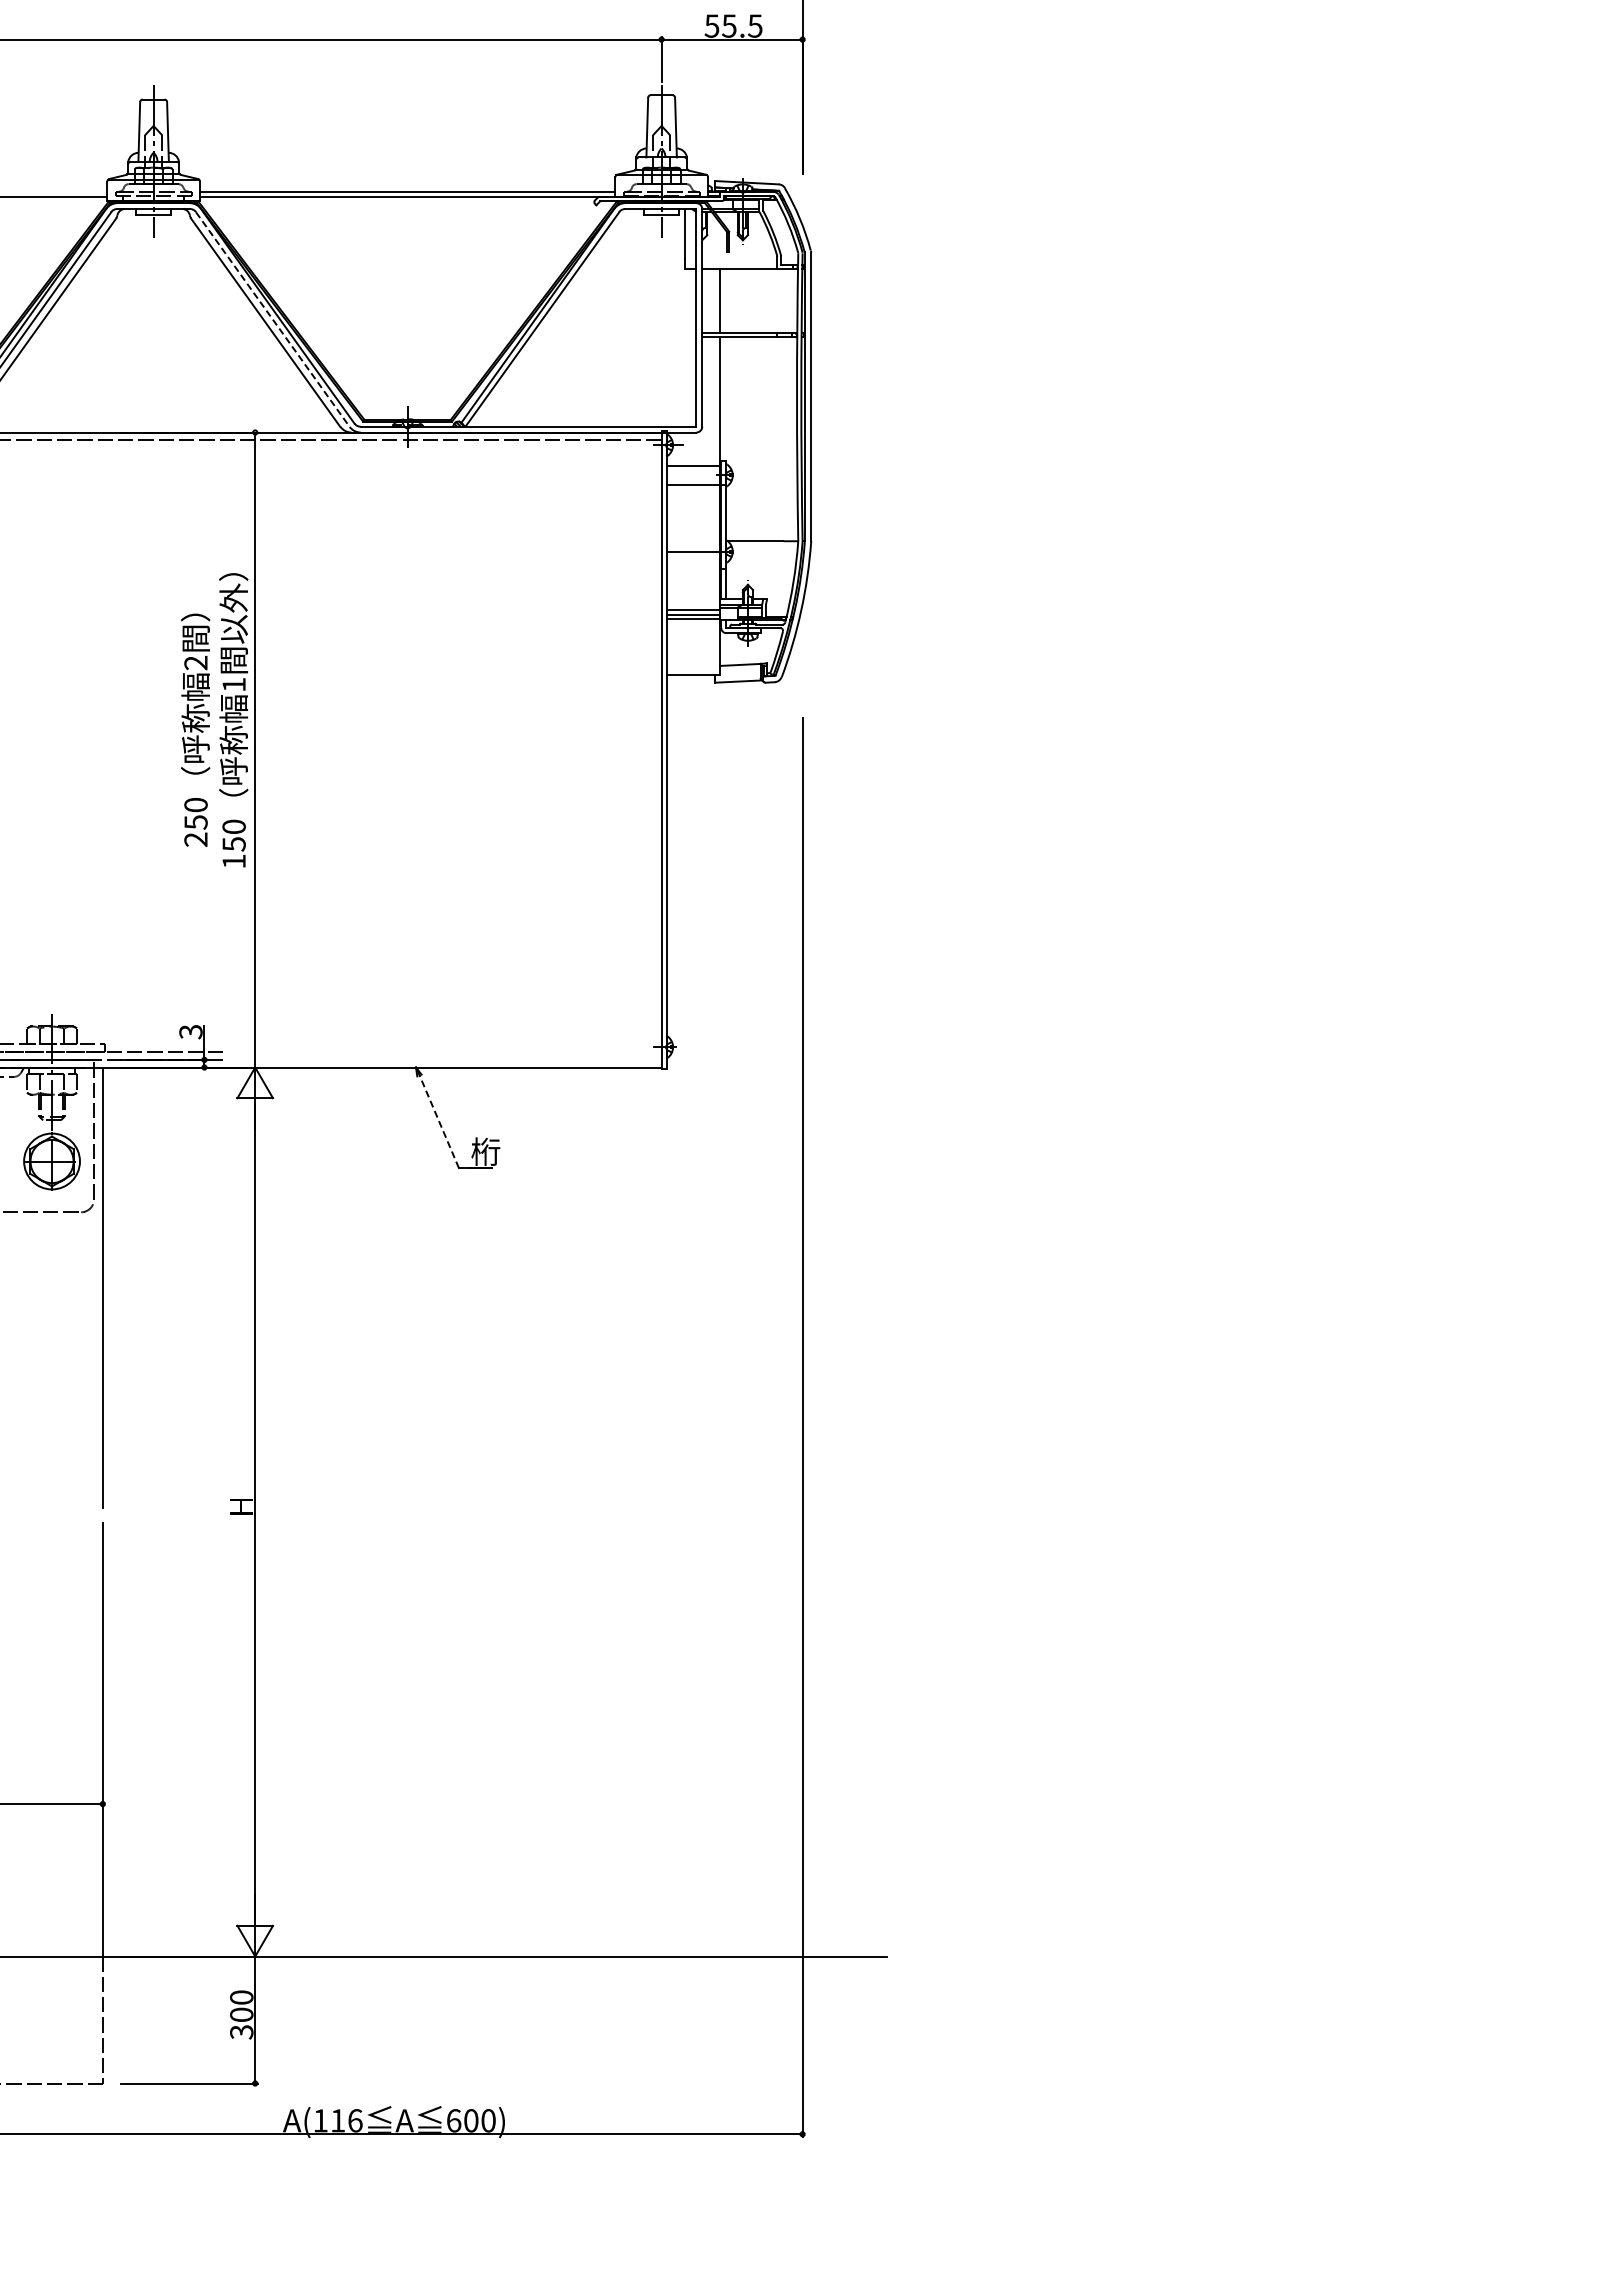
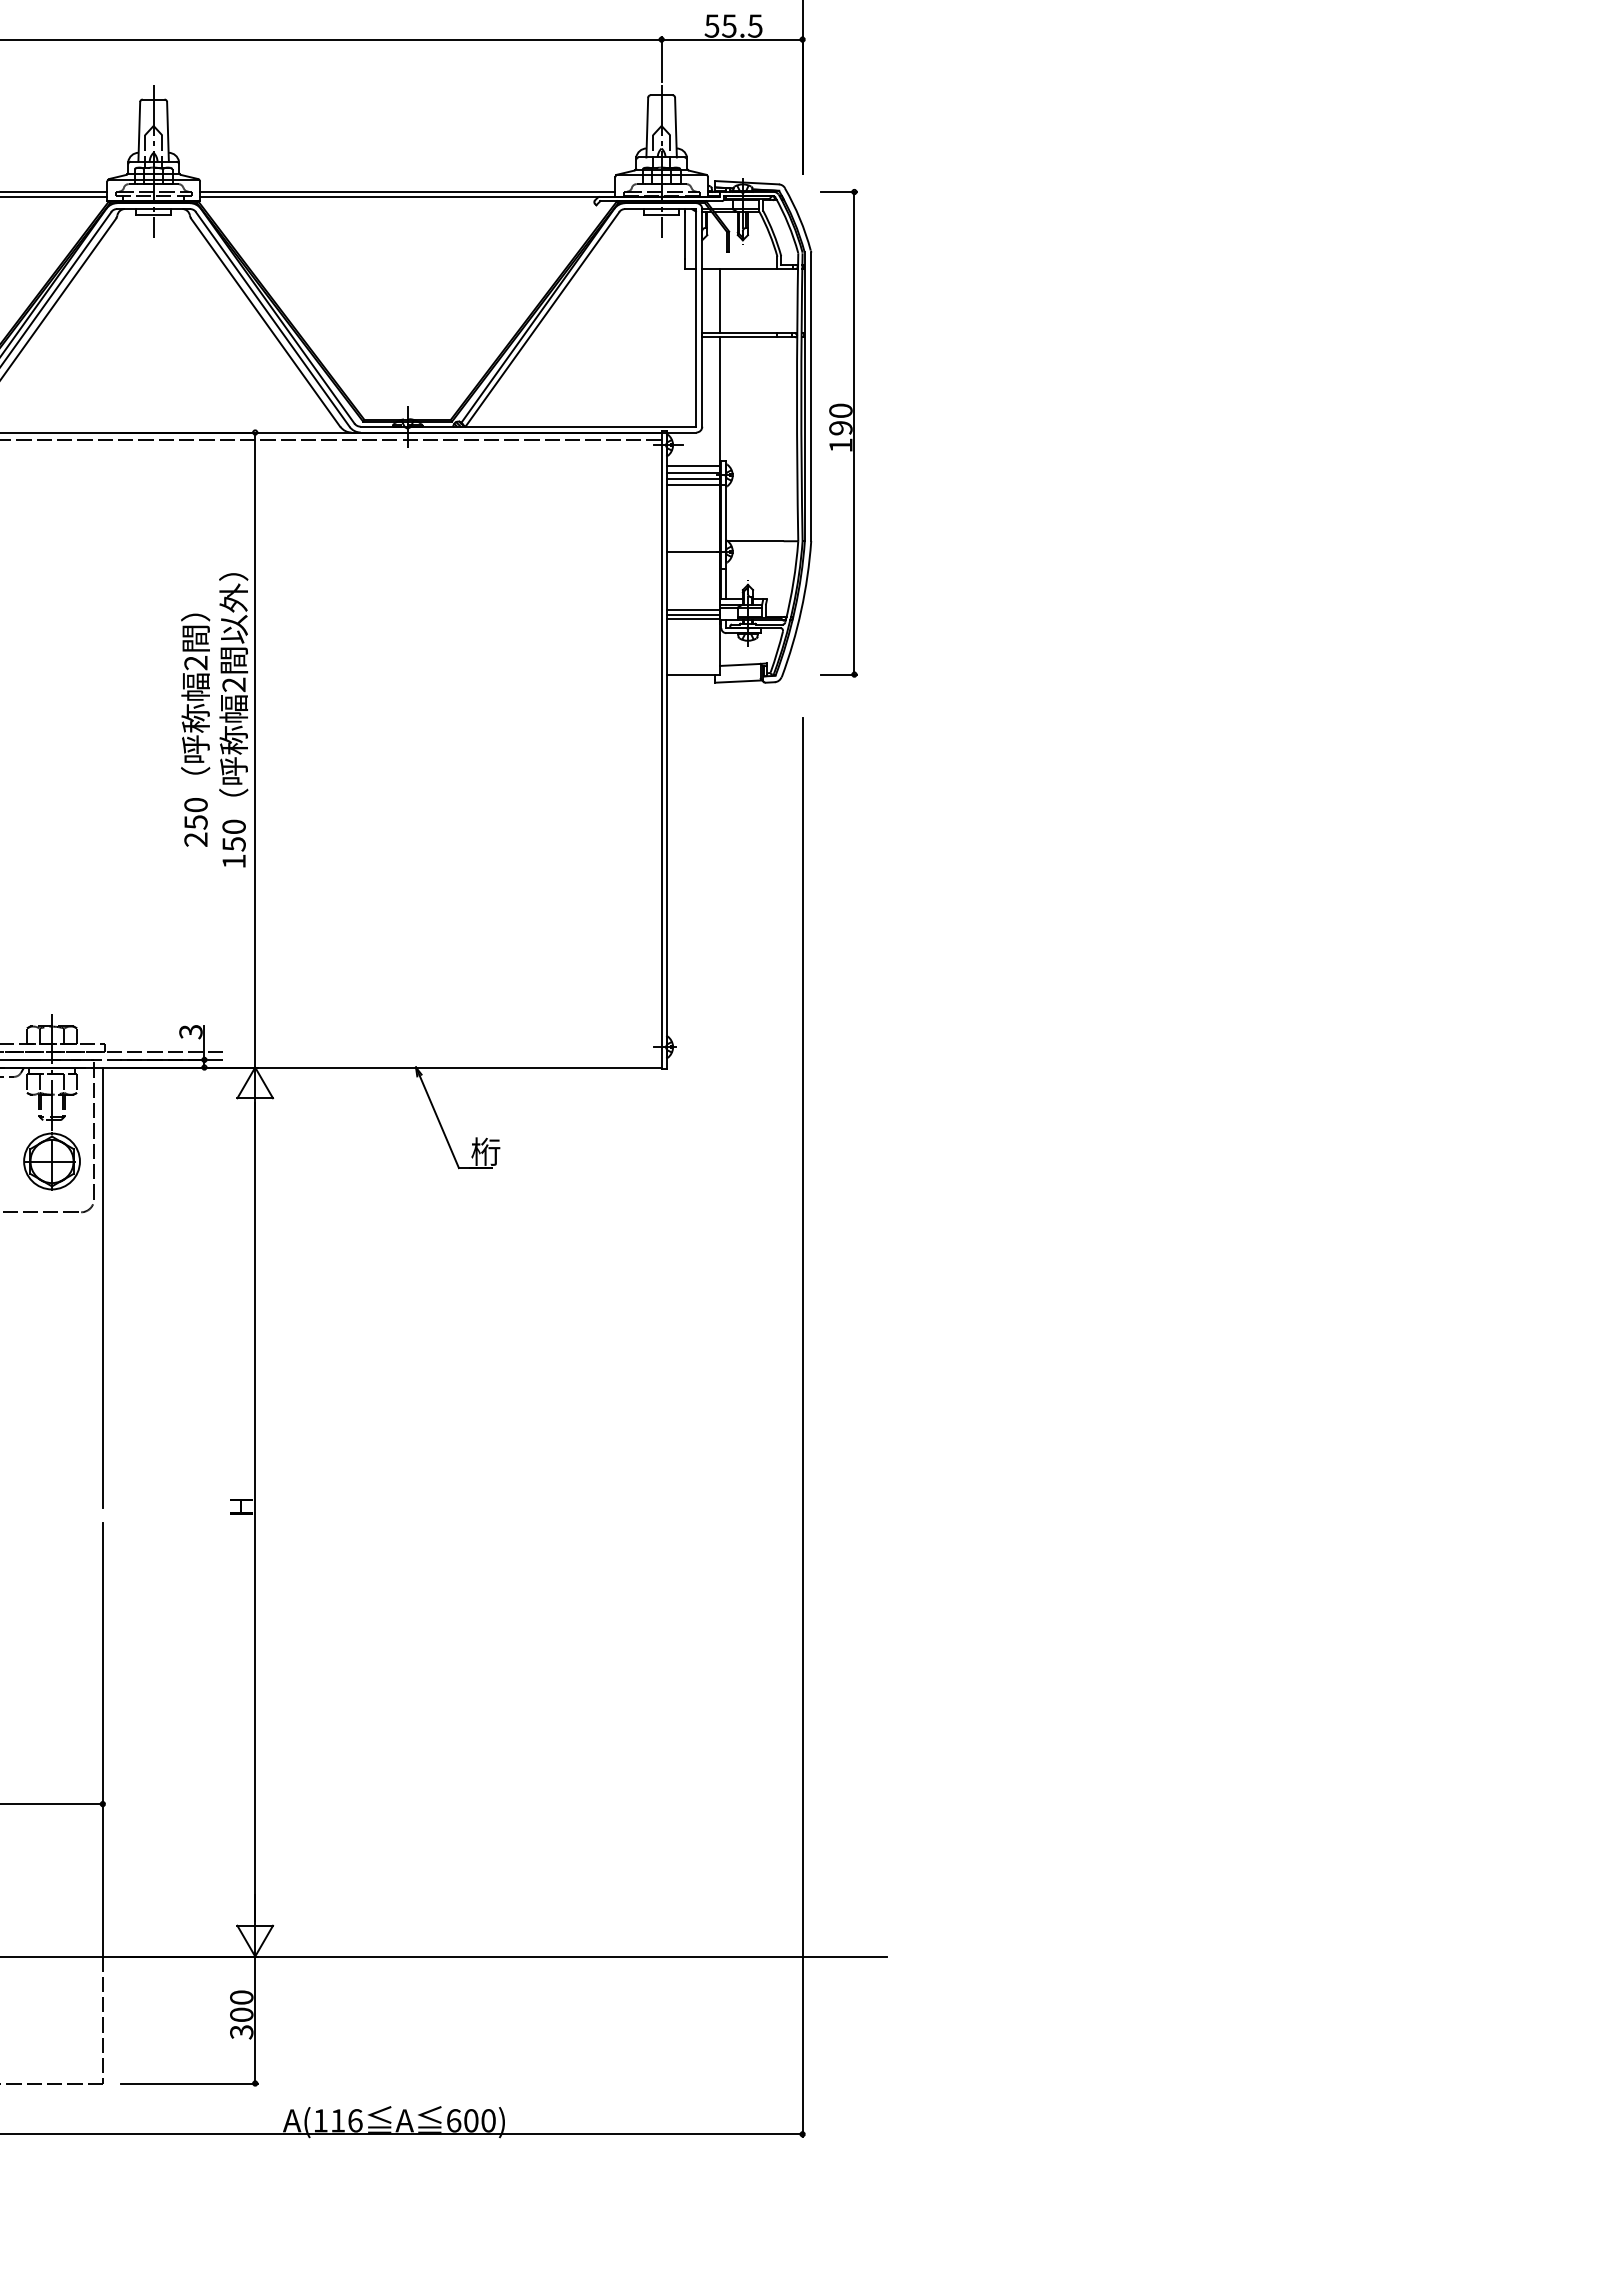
line: none -> present (54, 192)
line: dashed -> solid (272, 319)
part: none -> present (838, 433)
line: none -> present (693, 472)
line: none -> present (693, 478)
text: 1 -> 2 (233, 684)
line: dashed -> solid (439, 1121)
